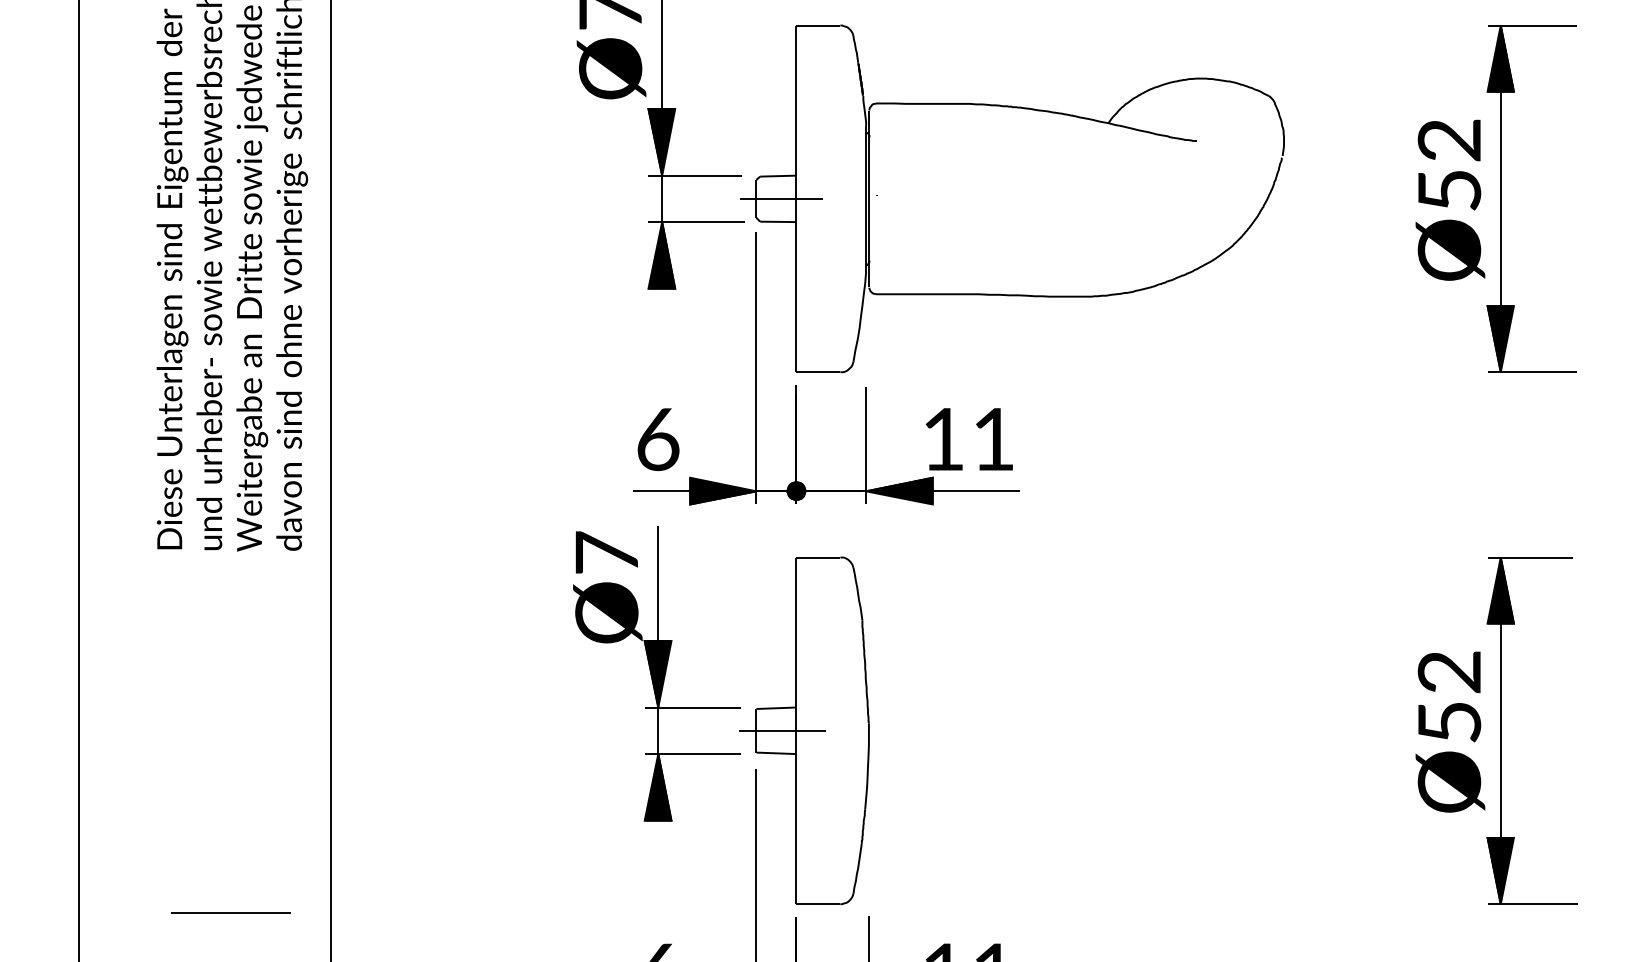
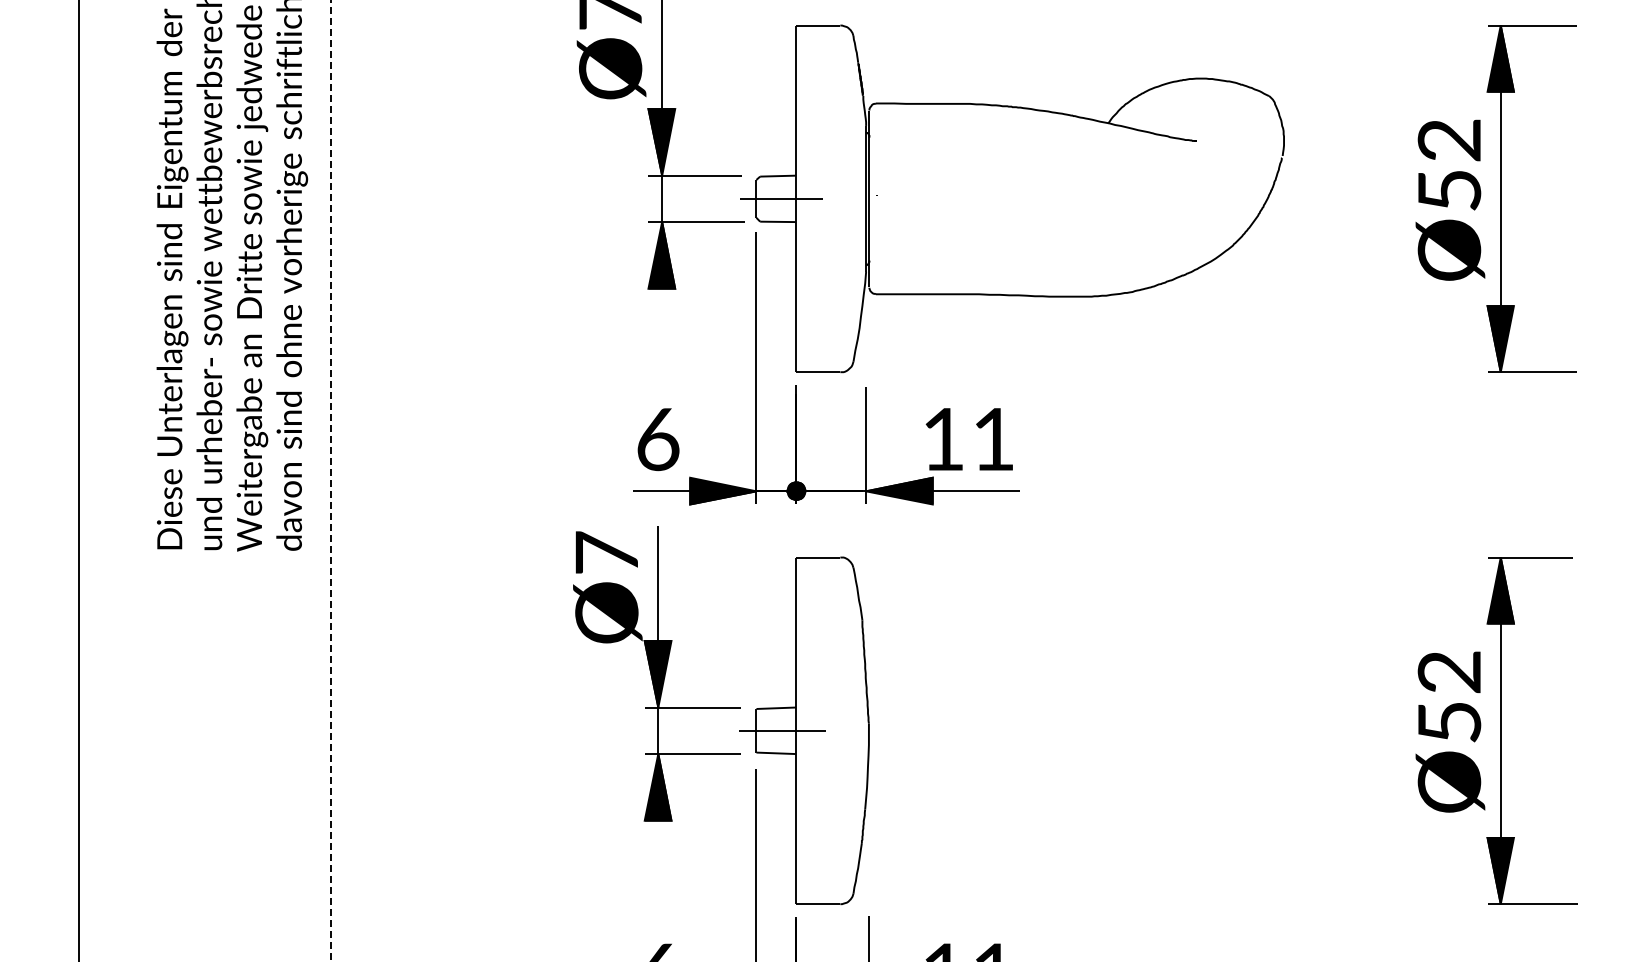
line: solid -> dashed (330, 481)
line: present -> none (230, 912)
